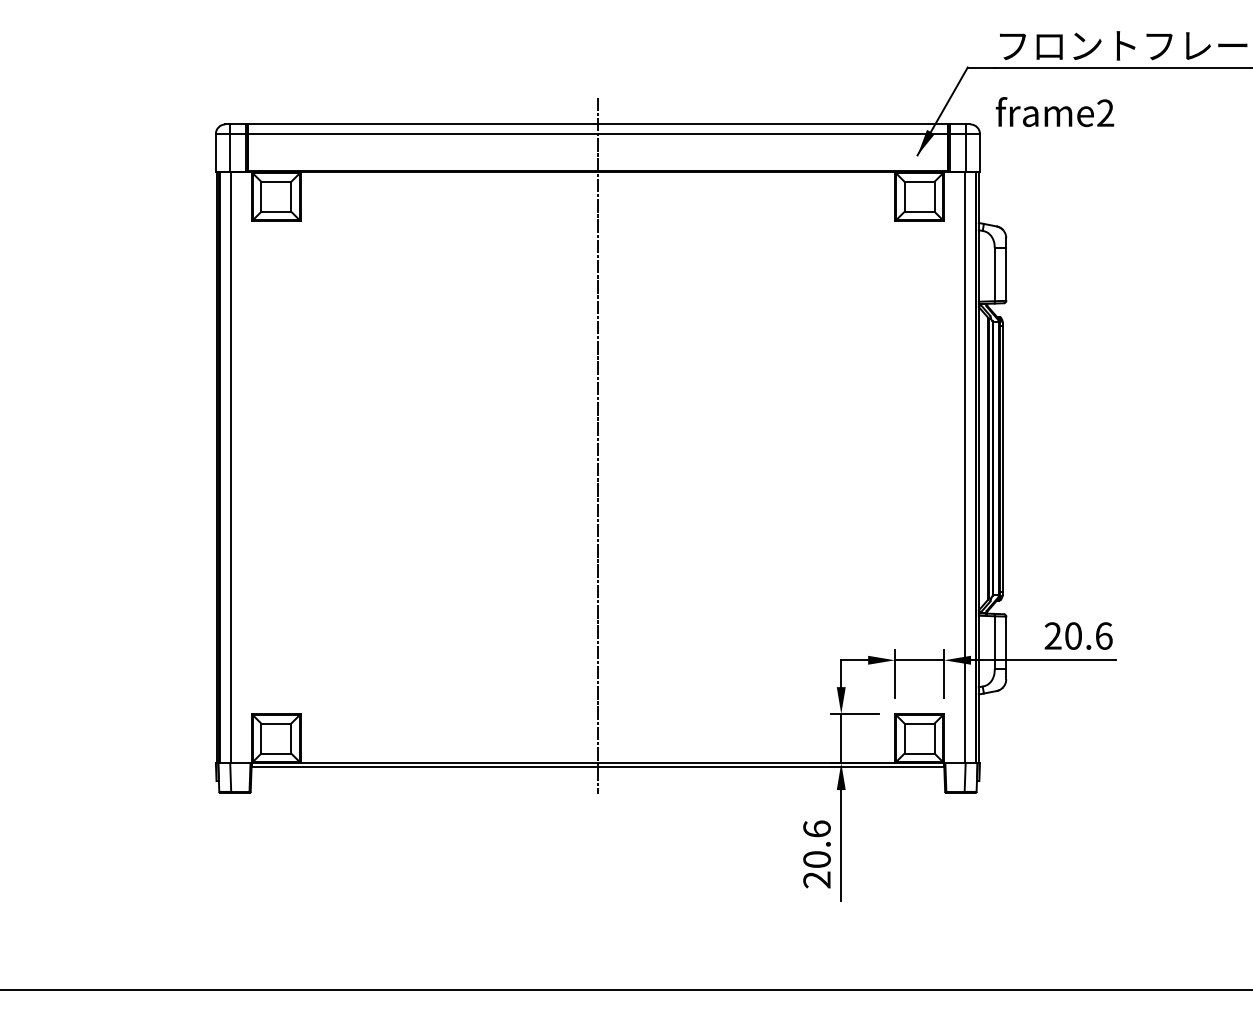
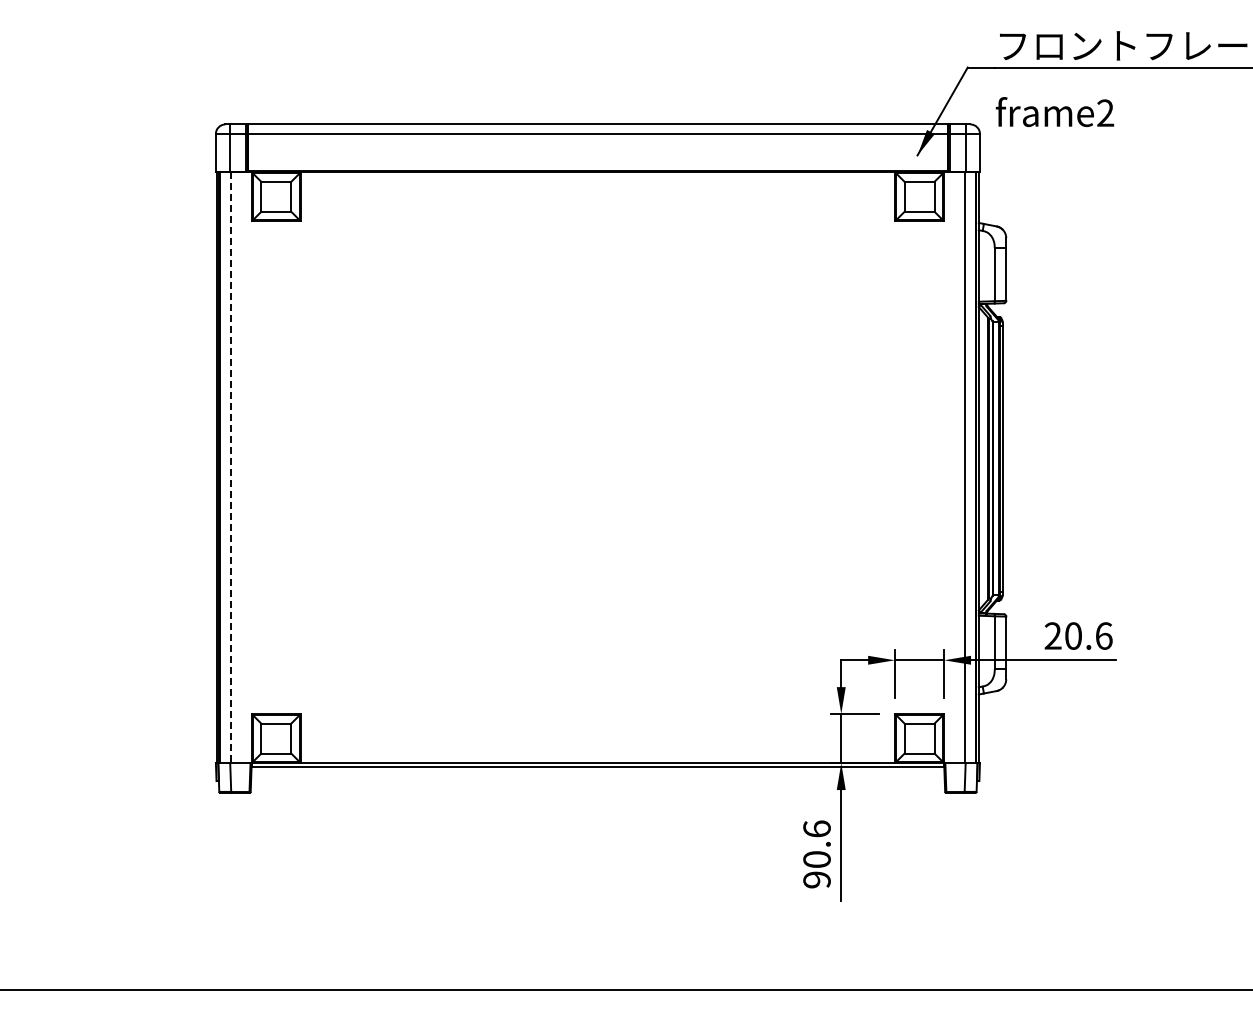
line: present -> none (597, 445)
line: solid -> dashed (230, 468)
text: 20.6 -> 90.6 (816, 879)
